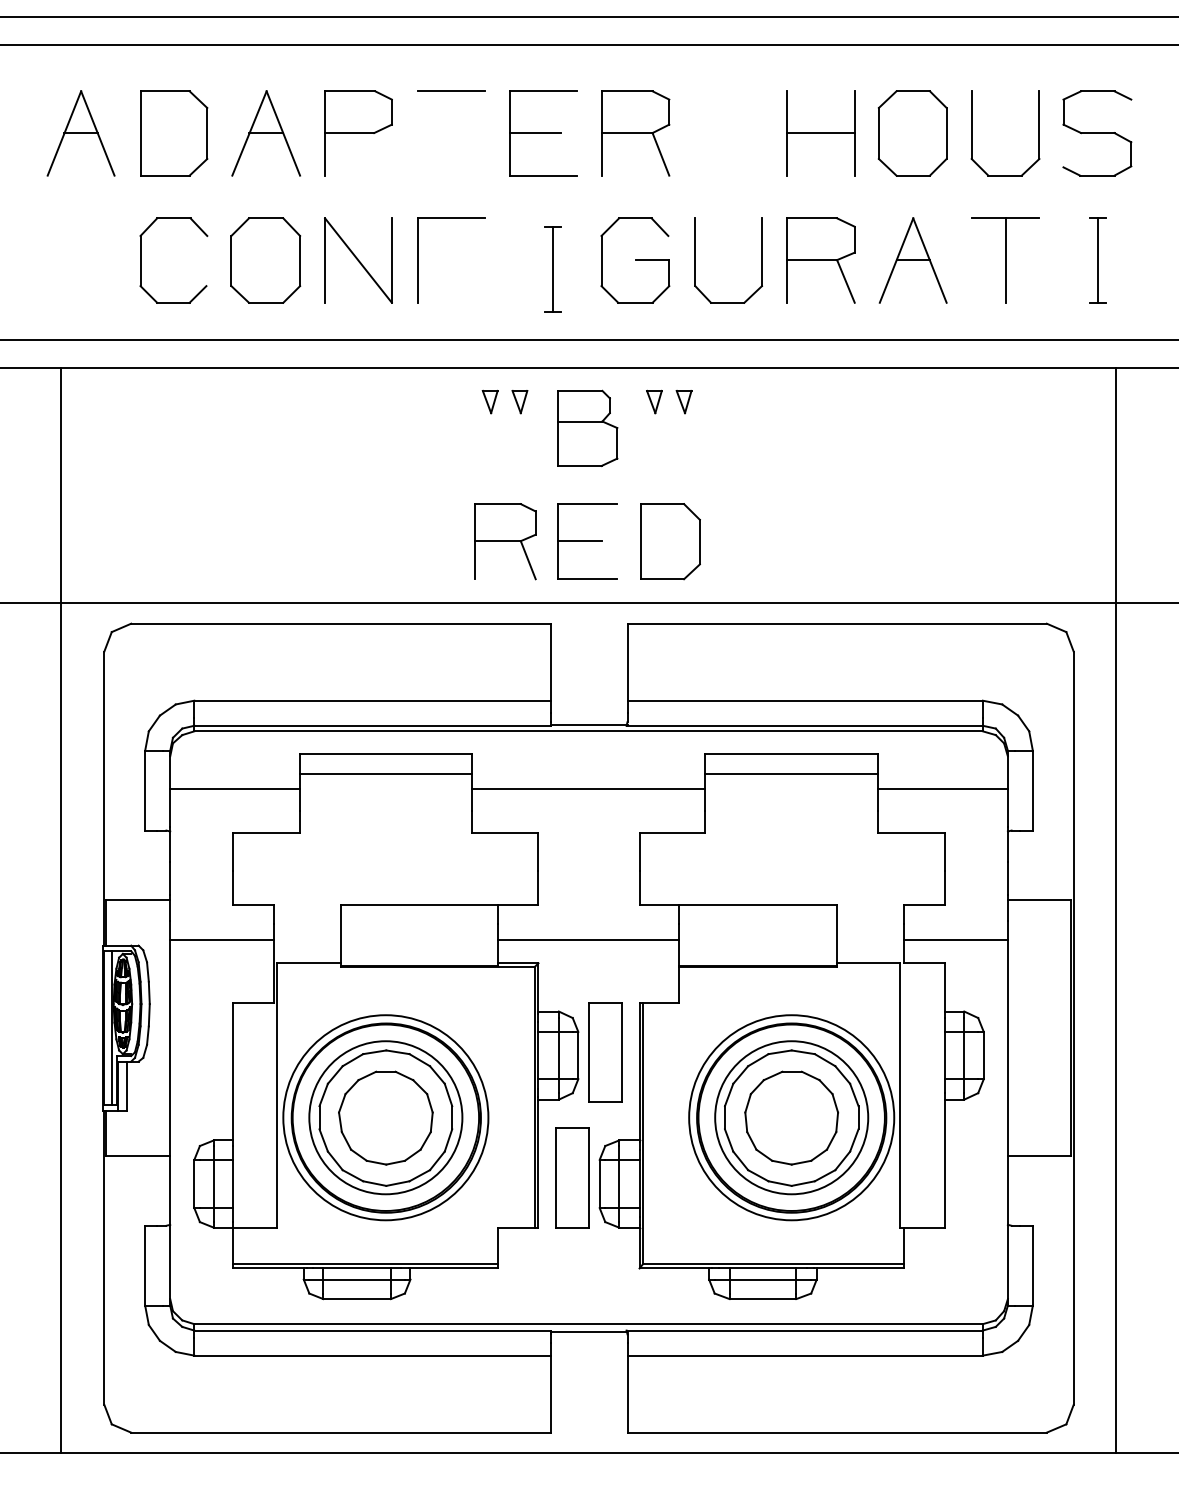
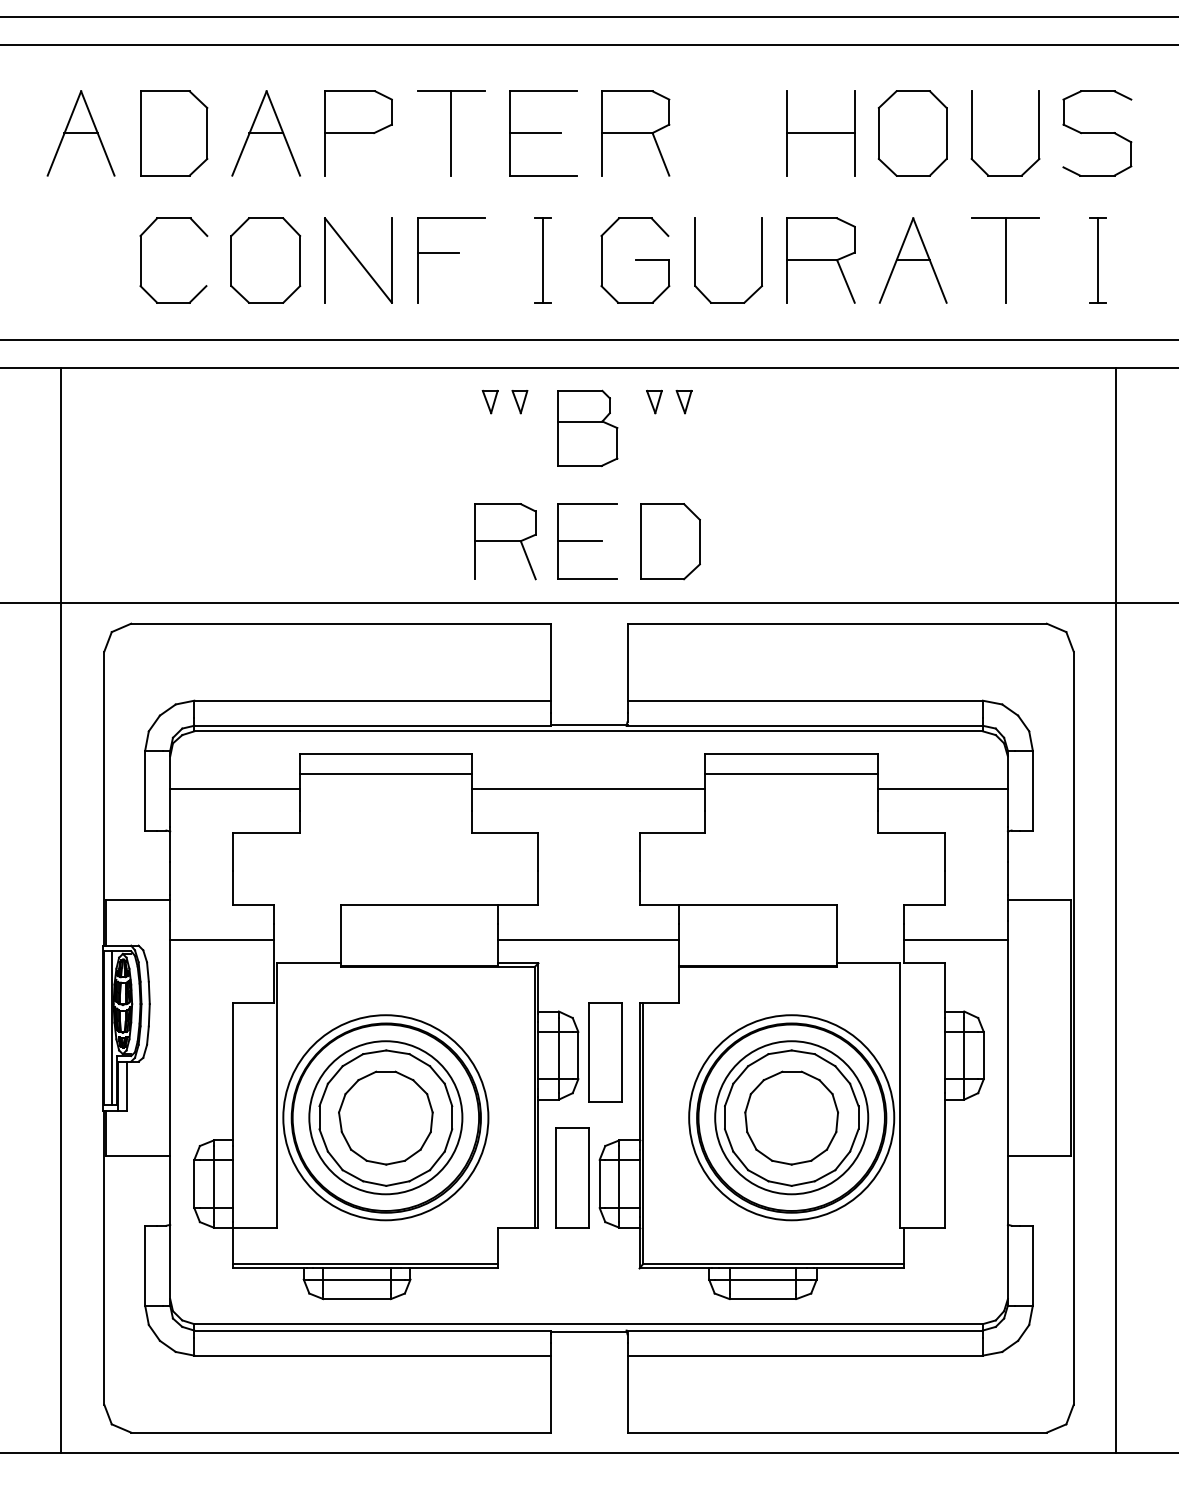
line: none -> present (451, 133)
line: none -> present (437, 252)
part position: (552, 269) -> (542, 260) (542, 260)
